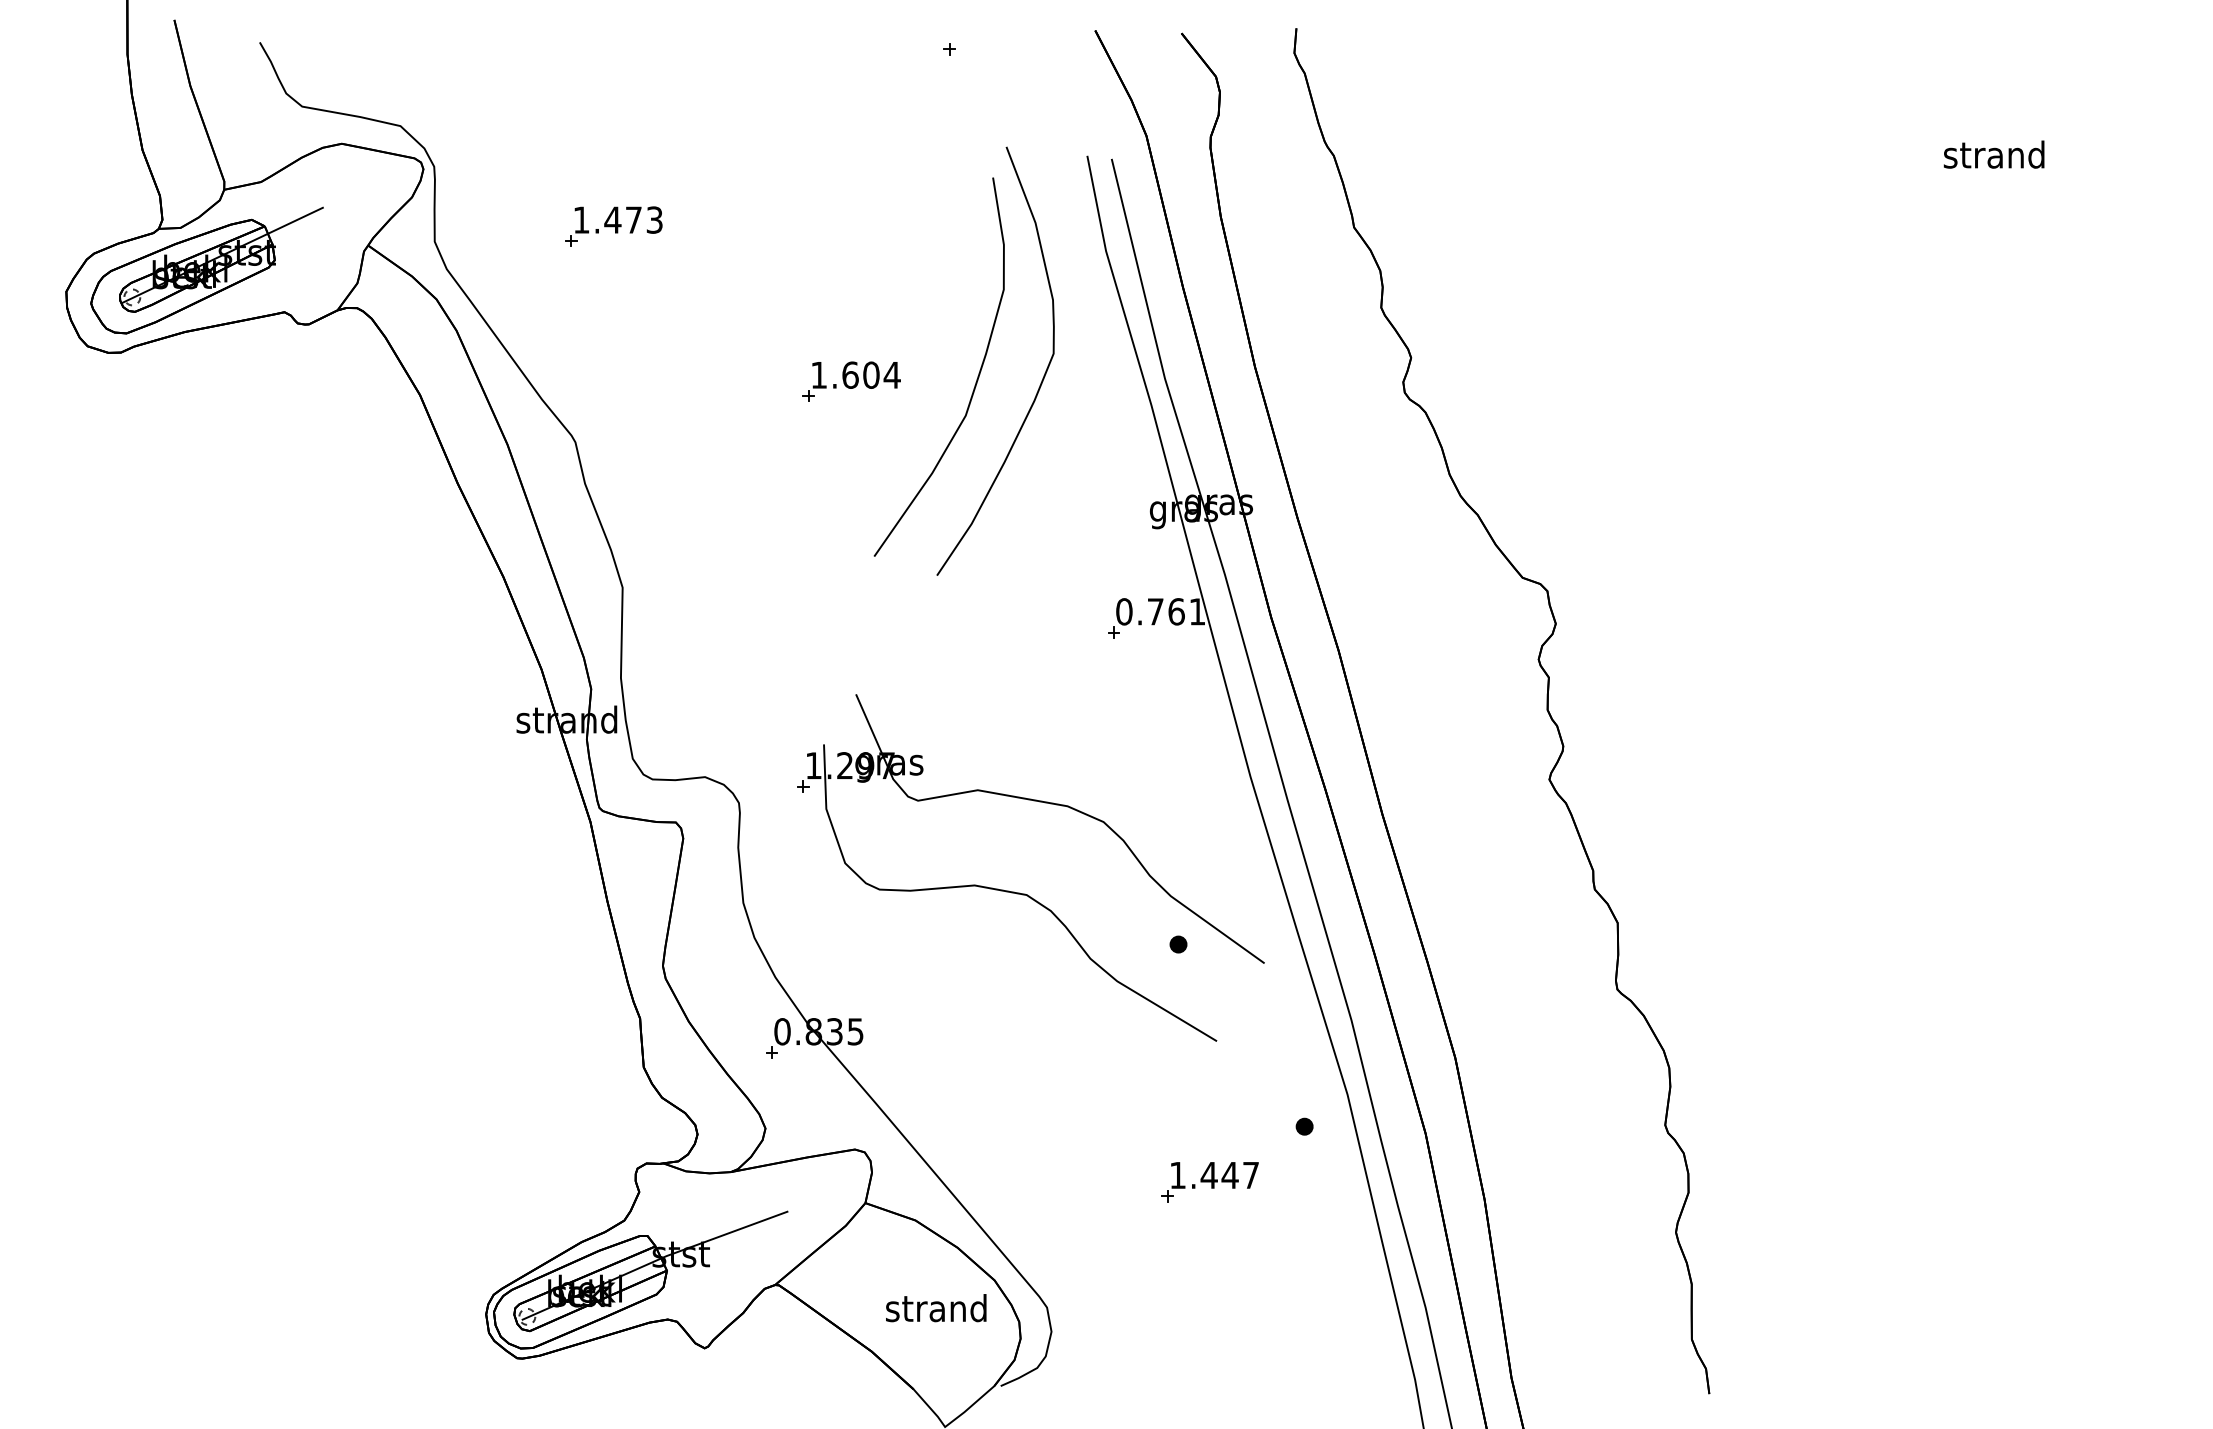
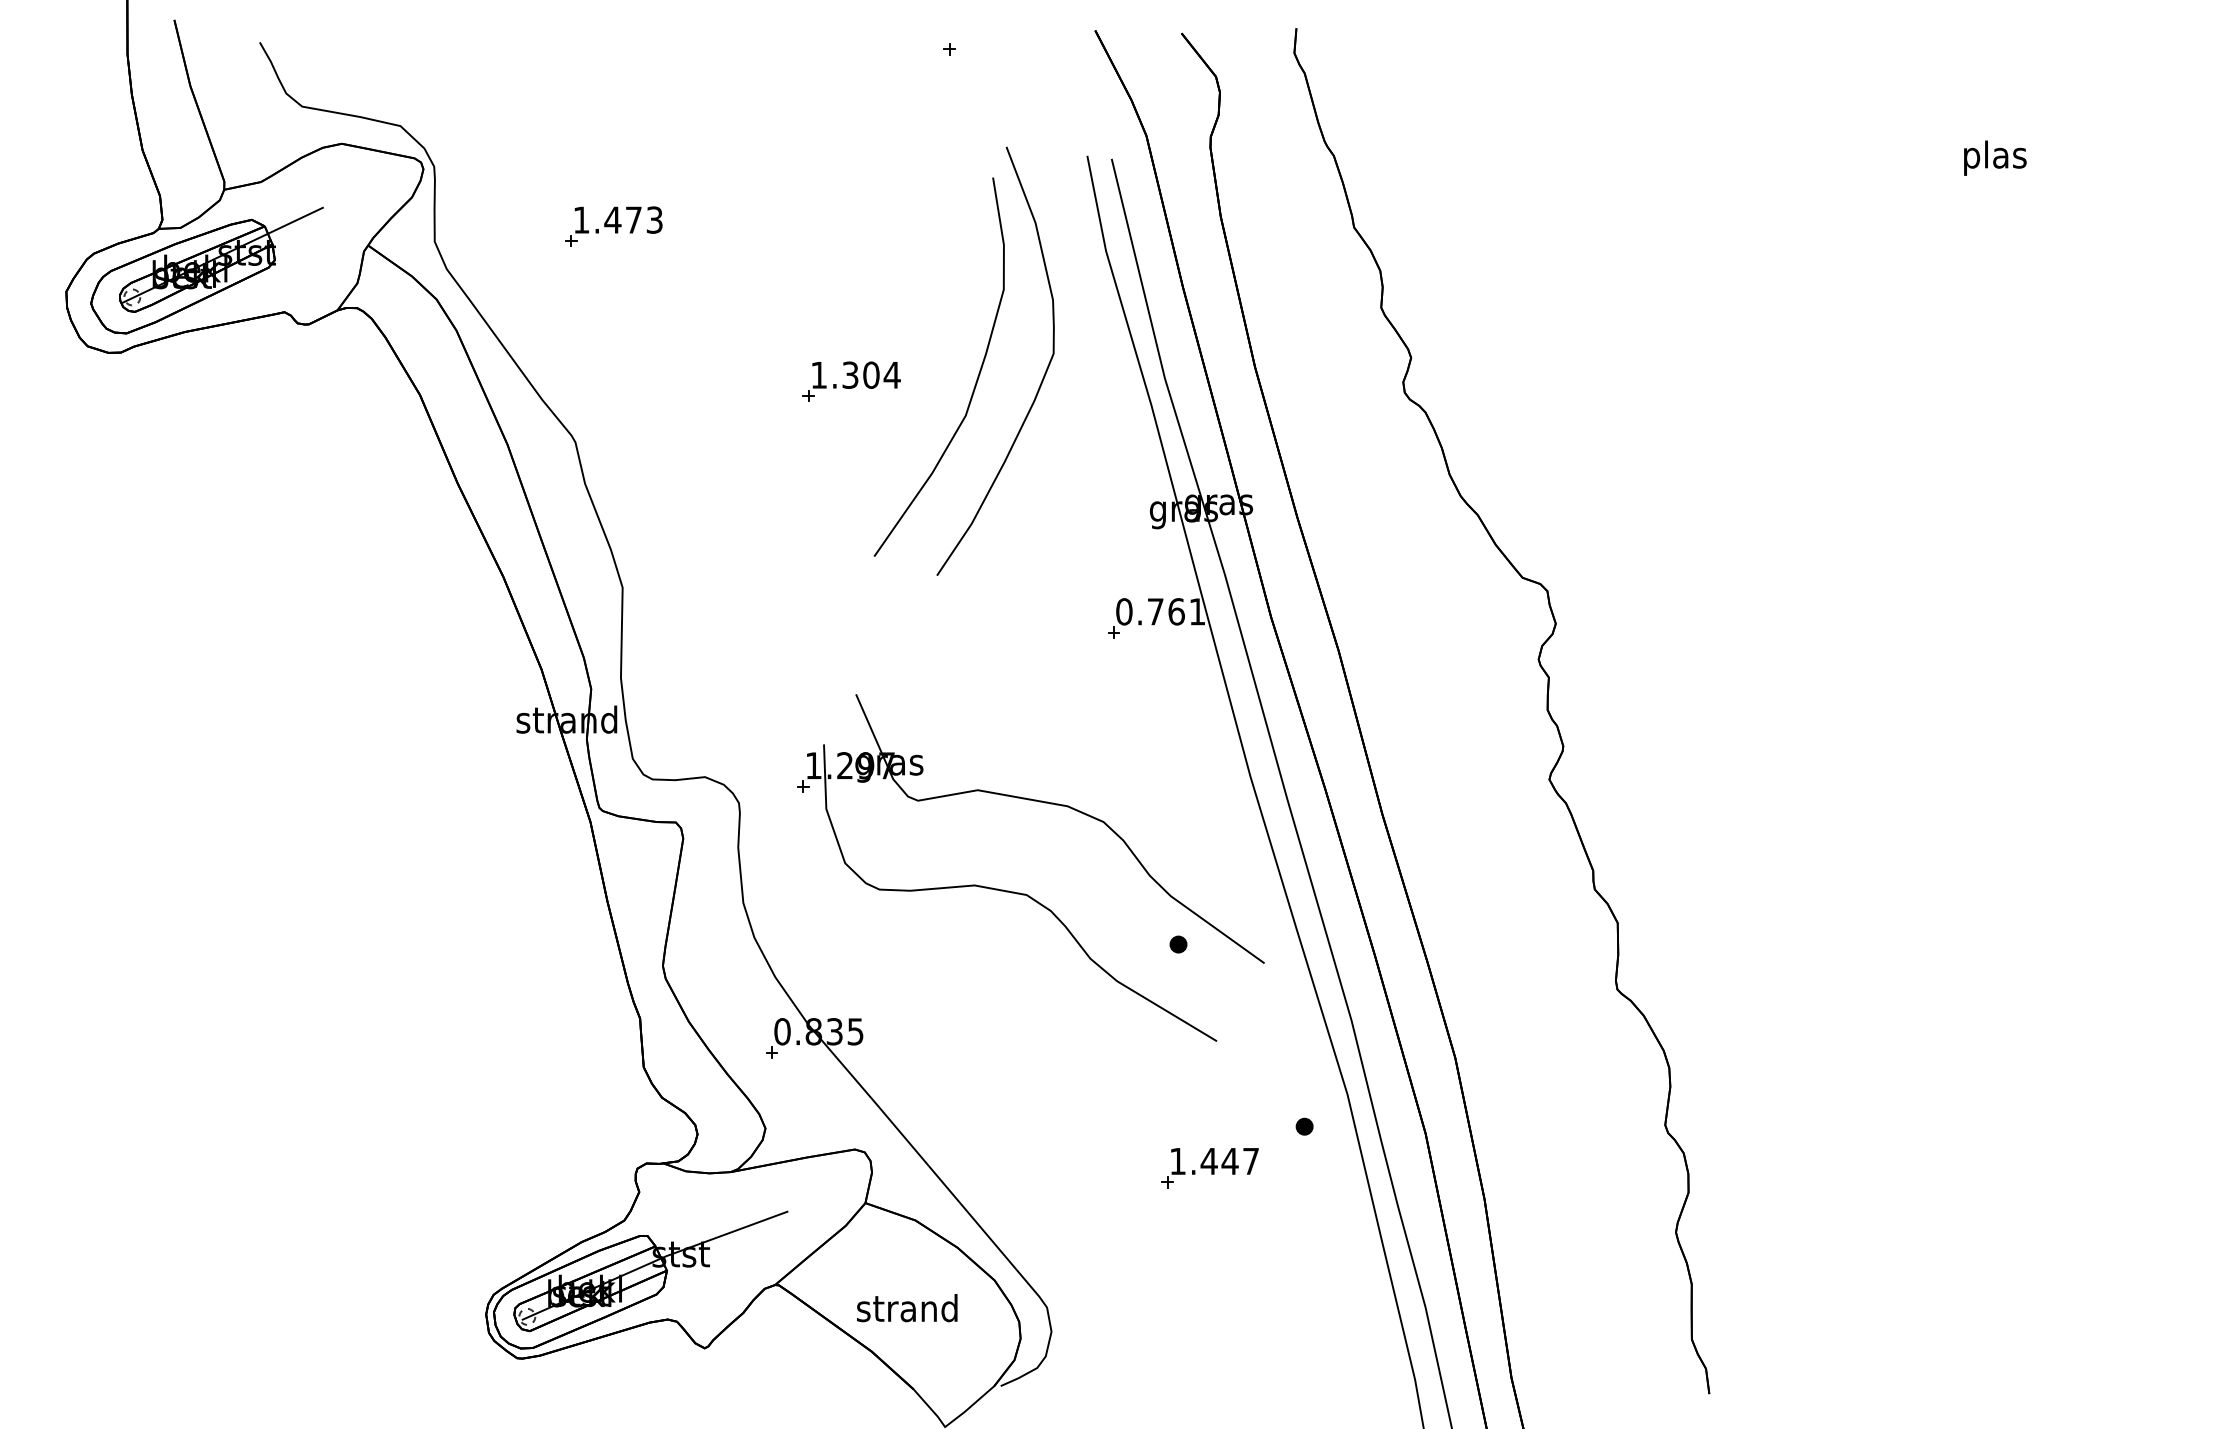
text: strand -> plas (1993, 157)
text: 1.604 -> 1.304 (850, 374)
part position: (1209, 1182) -> (1209, 1168) (1209, 1168)
text position: (936, 1308) -> (907, 1308) (907, 1308)
